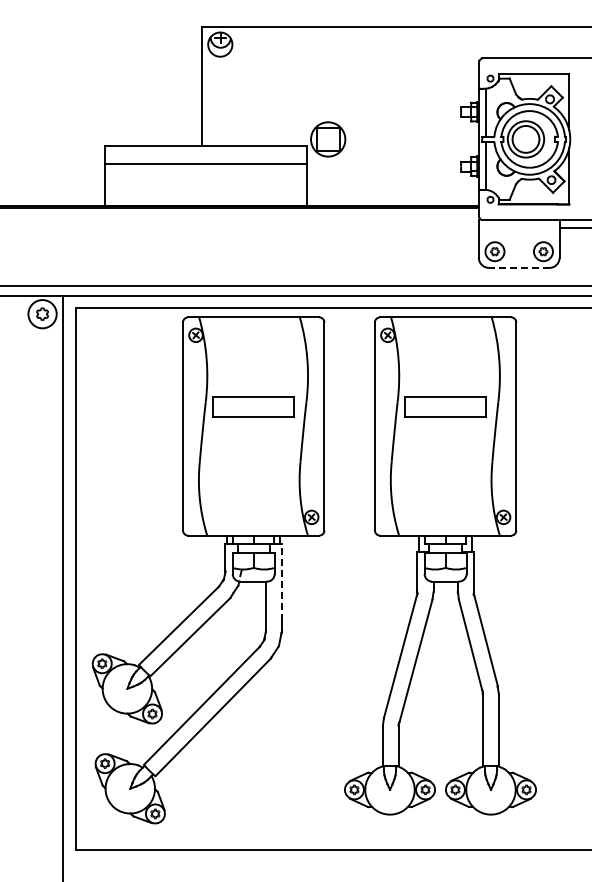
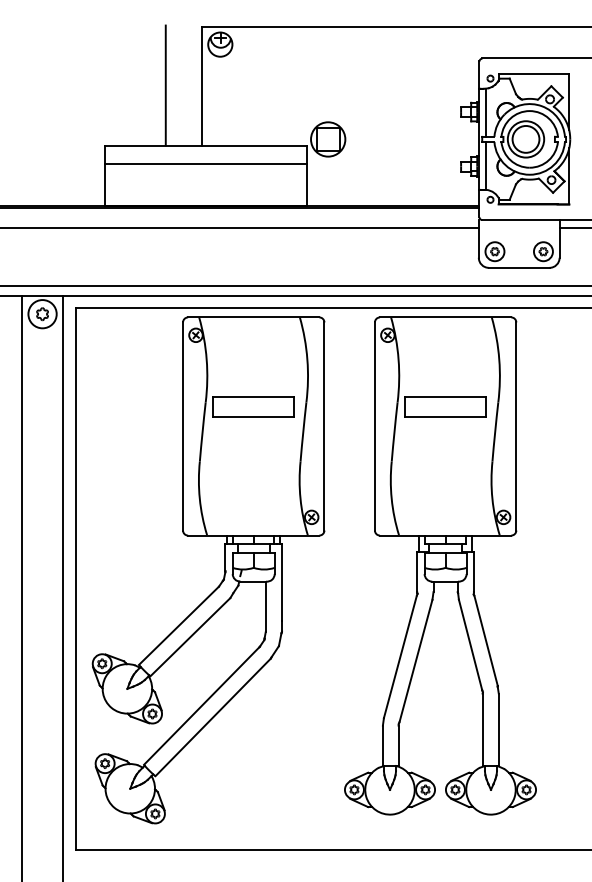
line: none -> present (165, 85)
line: none -> present (240, 227)
line: dashed -> solid (518, 267)
line: dashed -> solid (282, 582)
line: none -> present (22, 586)
